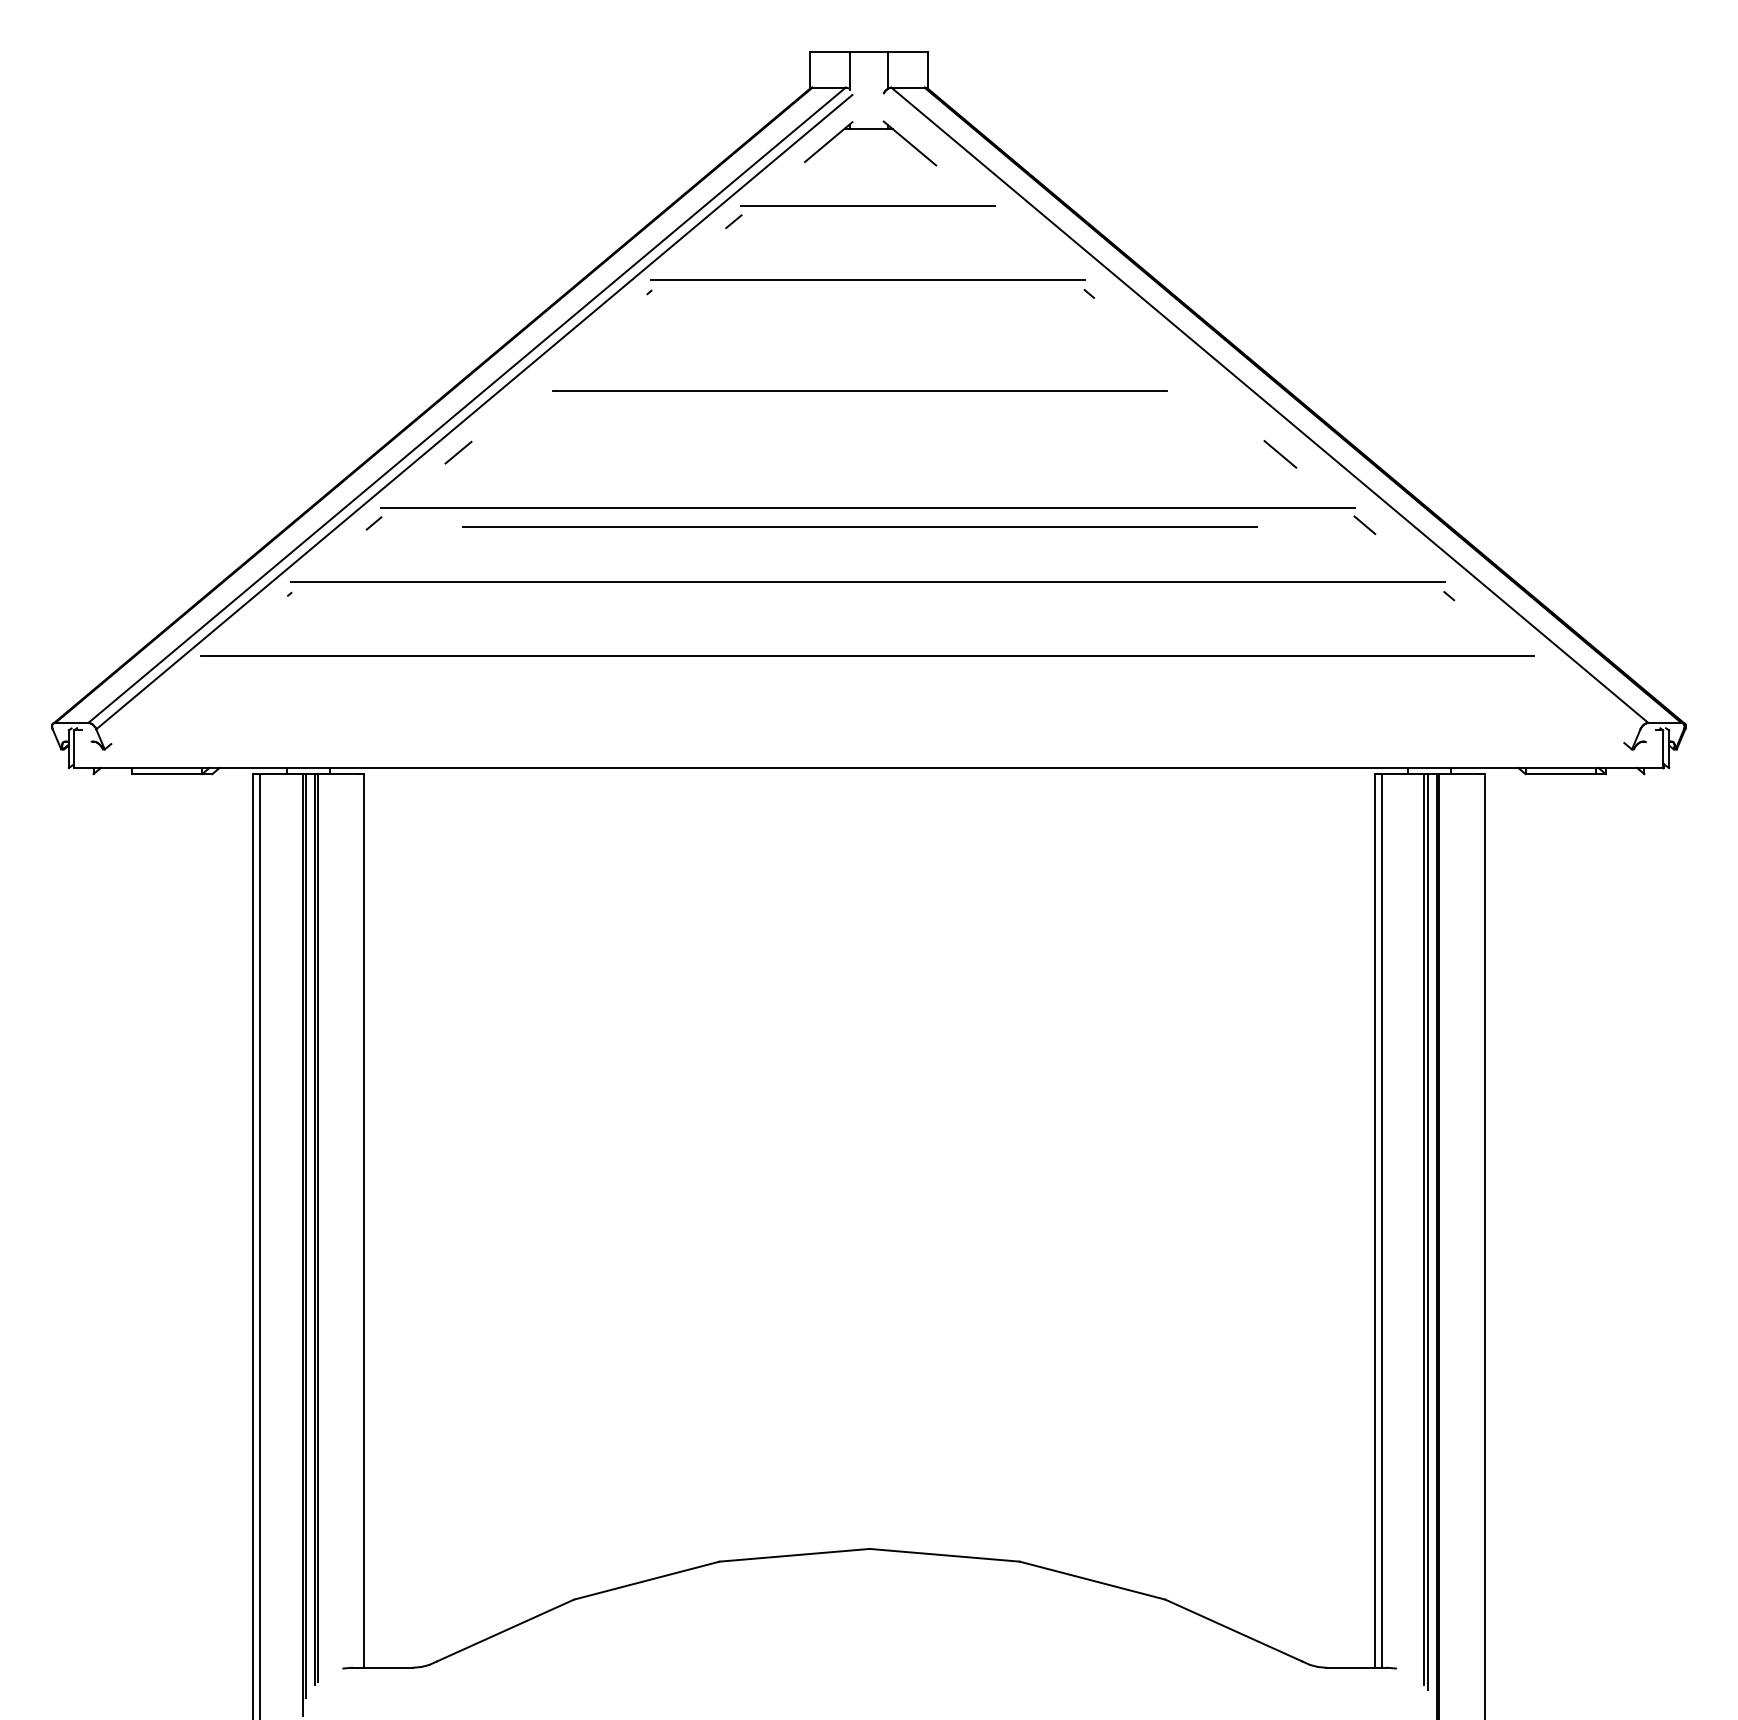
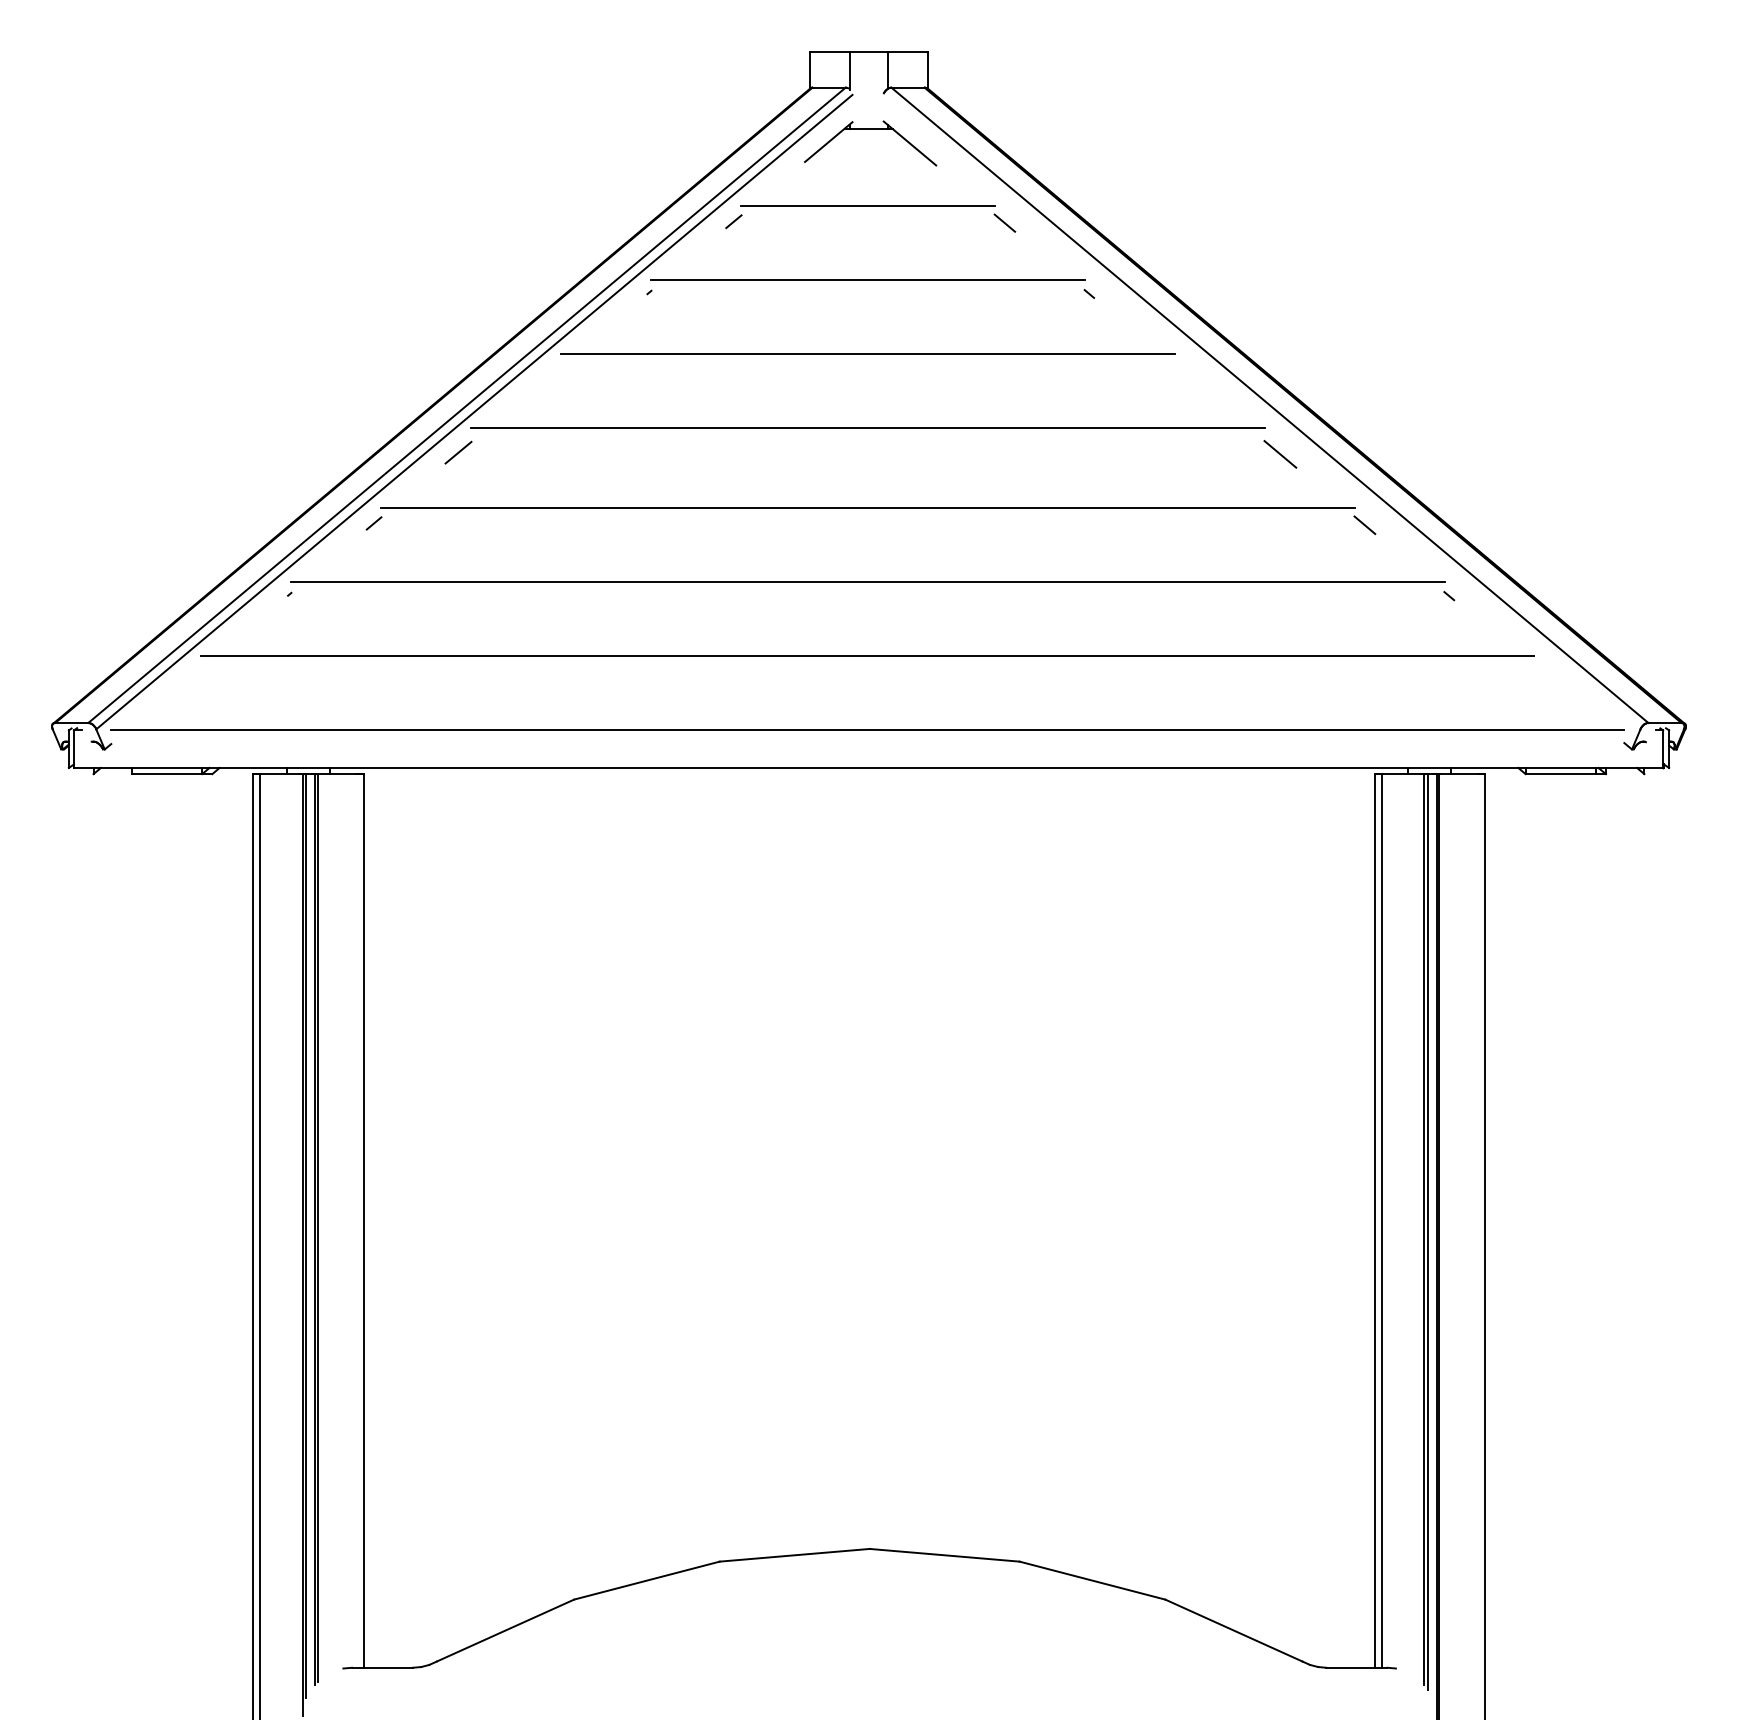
line: none -> present (1004, 222)
line position: (859, 390) -> (867, 353) (867, 353)
line position: (859, 526) -> (867, 427) (867, 427)
line: none -> present (867, 730)
